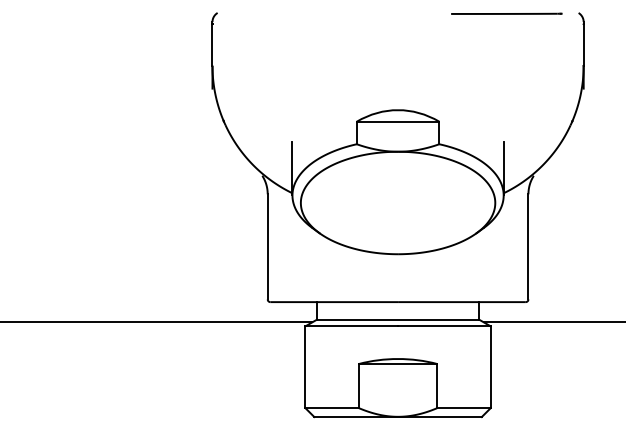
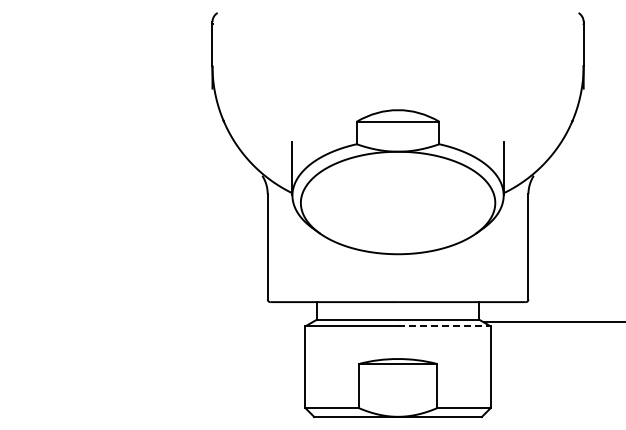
line: present -> none (506, 13)
line: present -> none (157, 322)
line: solid -> dashed (444, 326)
